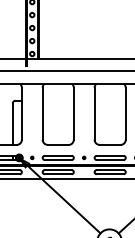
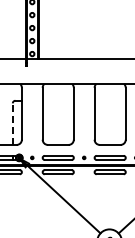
line: present -> none (66, 70)
line: solid -> dashed (12, 124)
line: present -> none (66, 178)
